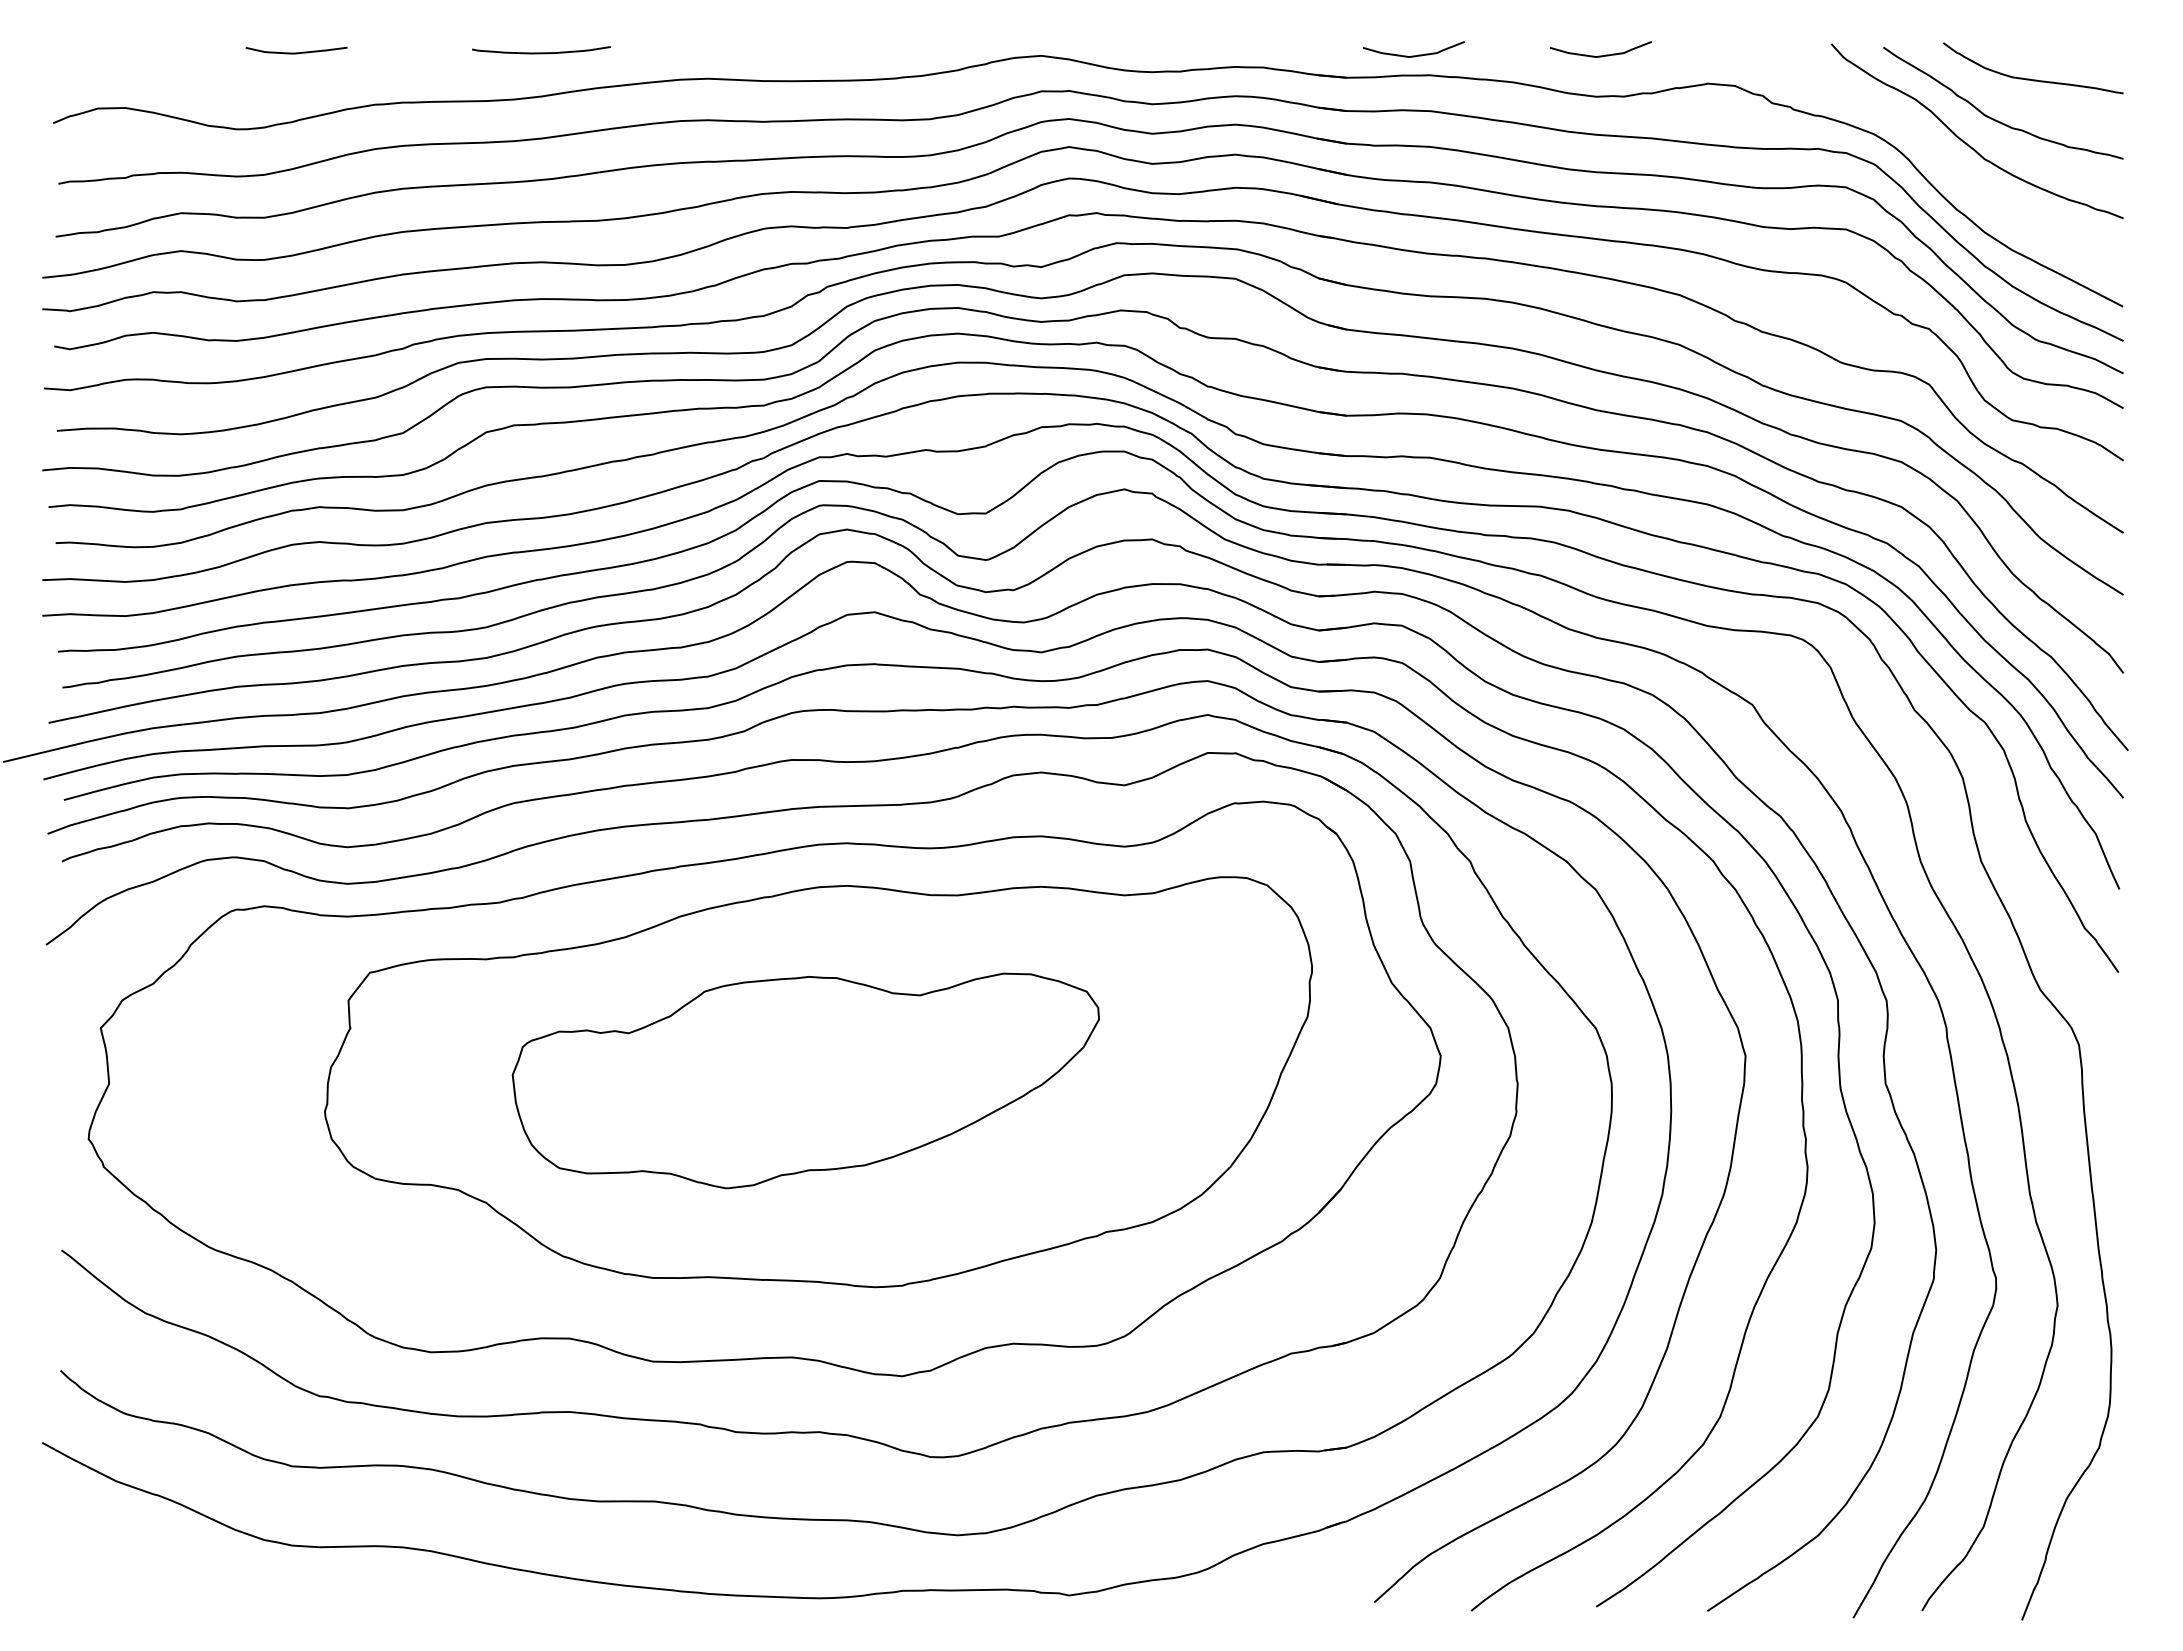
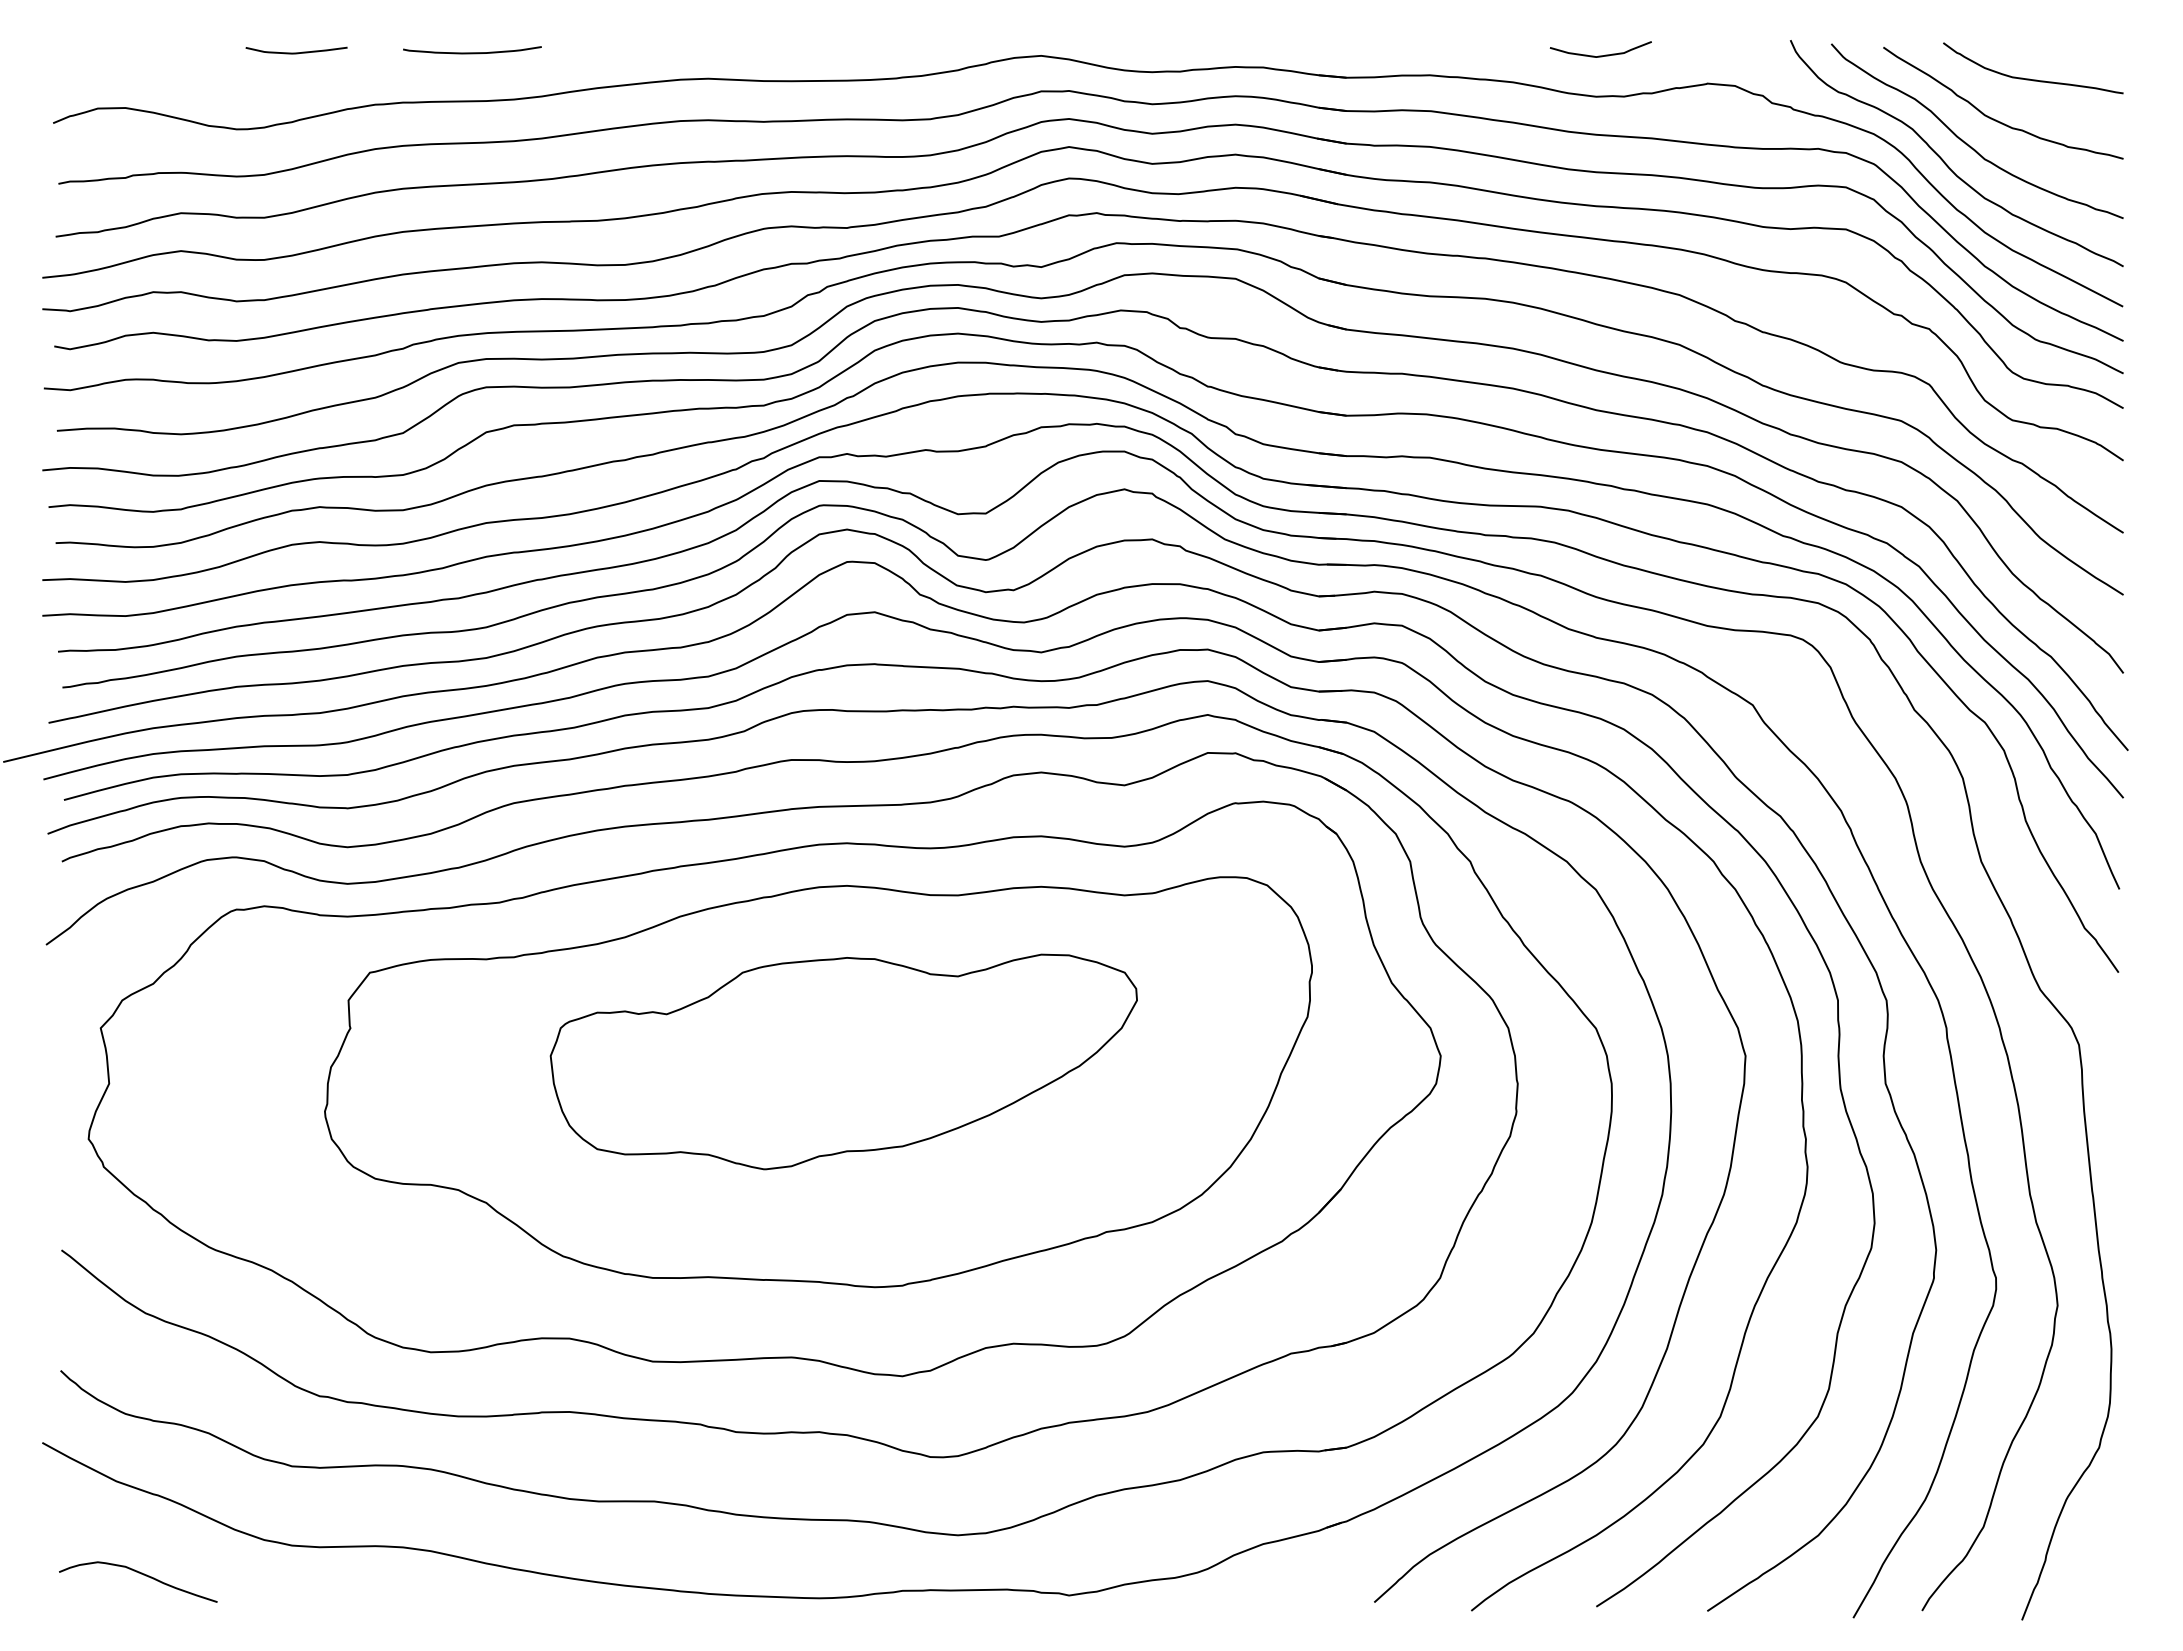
curve position: (541, 52) -> (472, 52) (472, 52)
curve: present -> none (1413, 55)
curve: none -> present (1946, 163)
part position: (805, 1080) -> (843, 1061) (843, 1061)
curve: none -> present (141, 1574)
